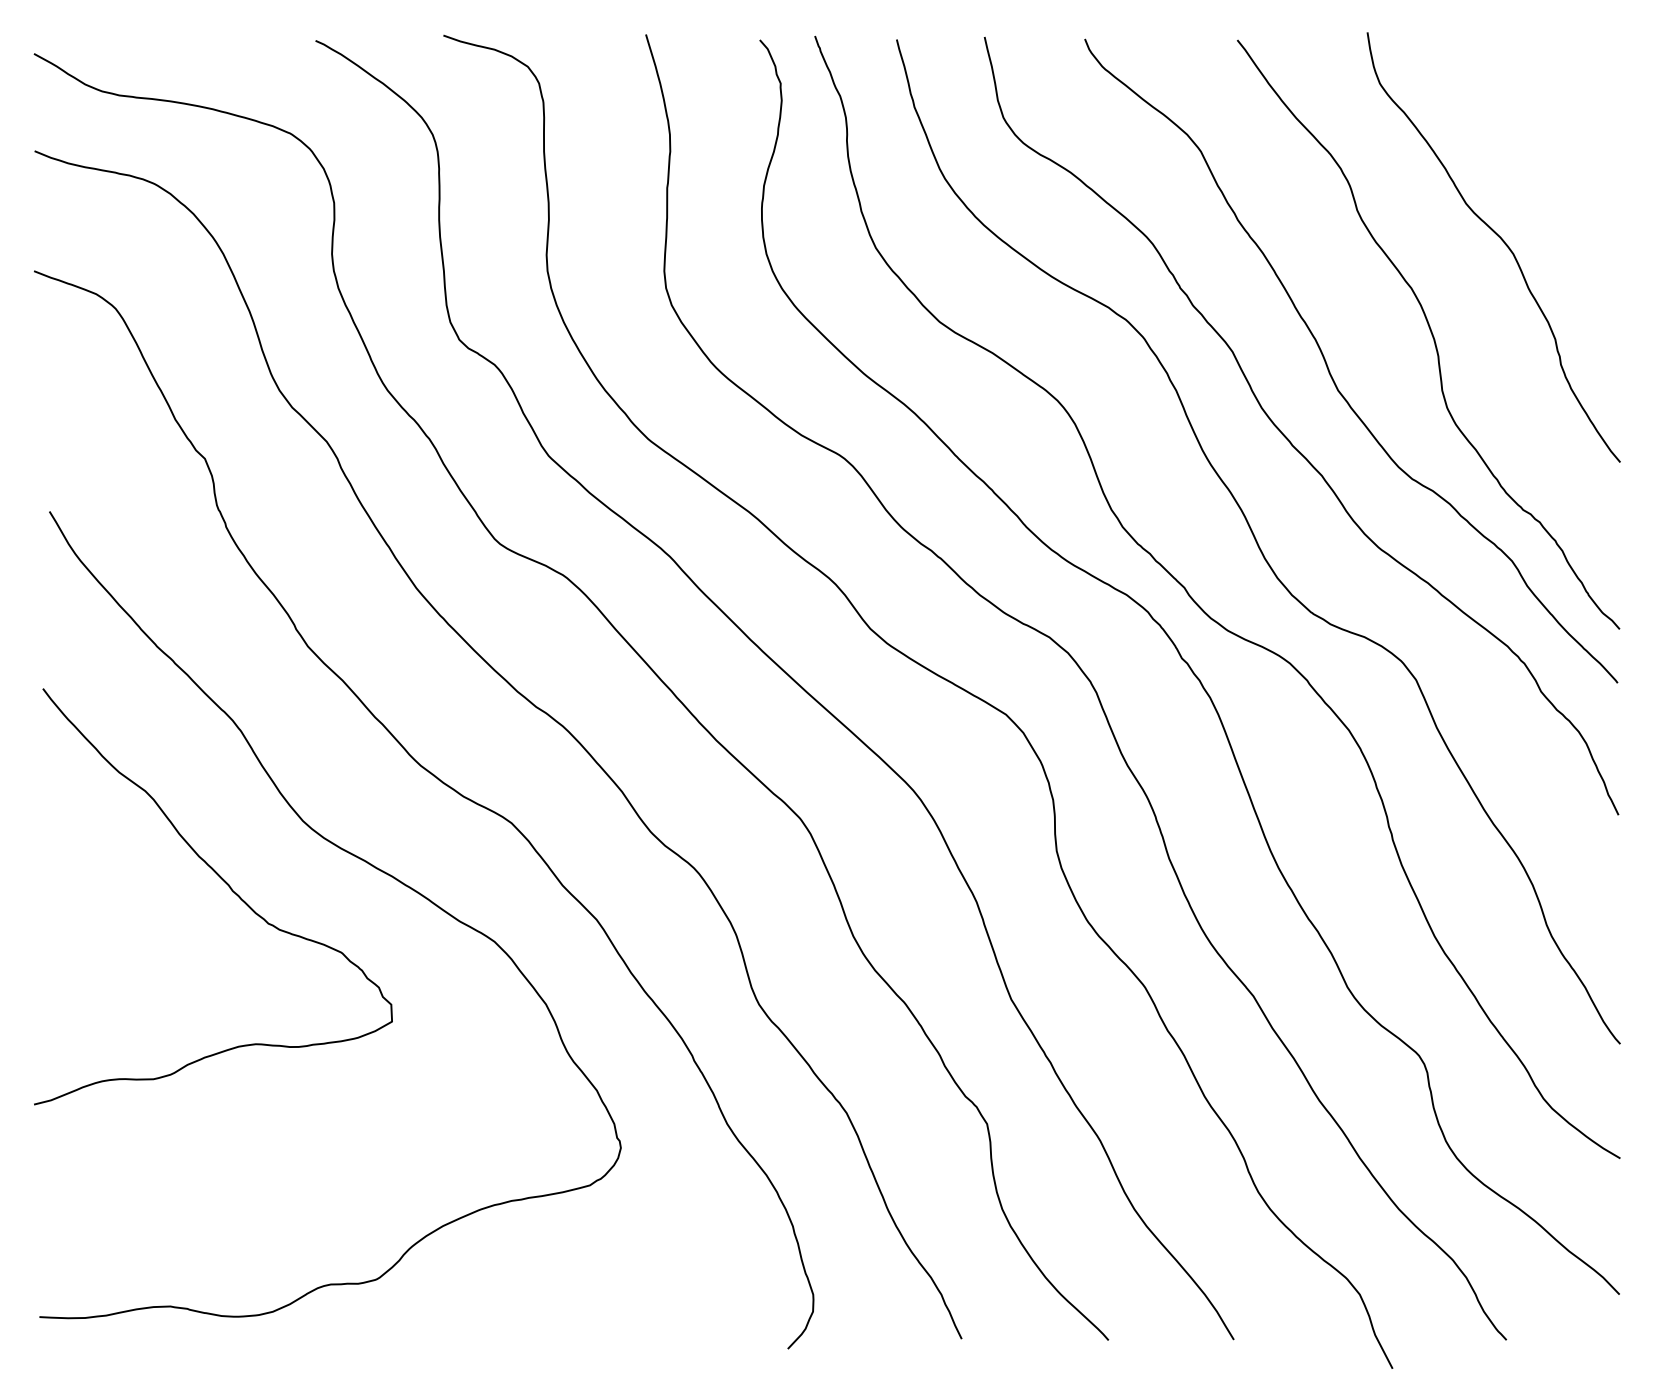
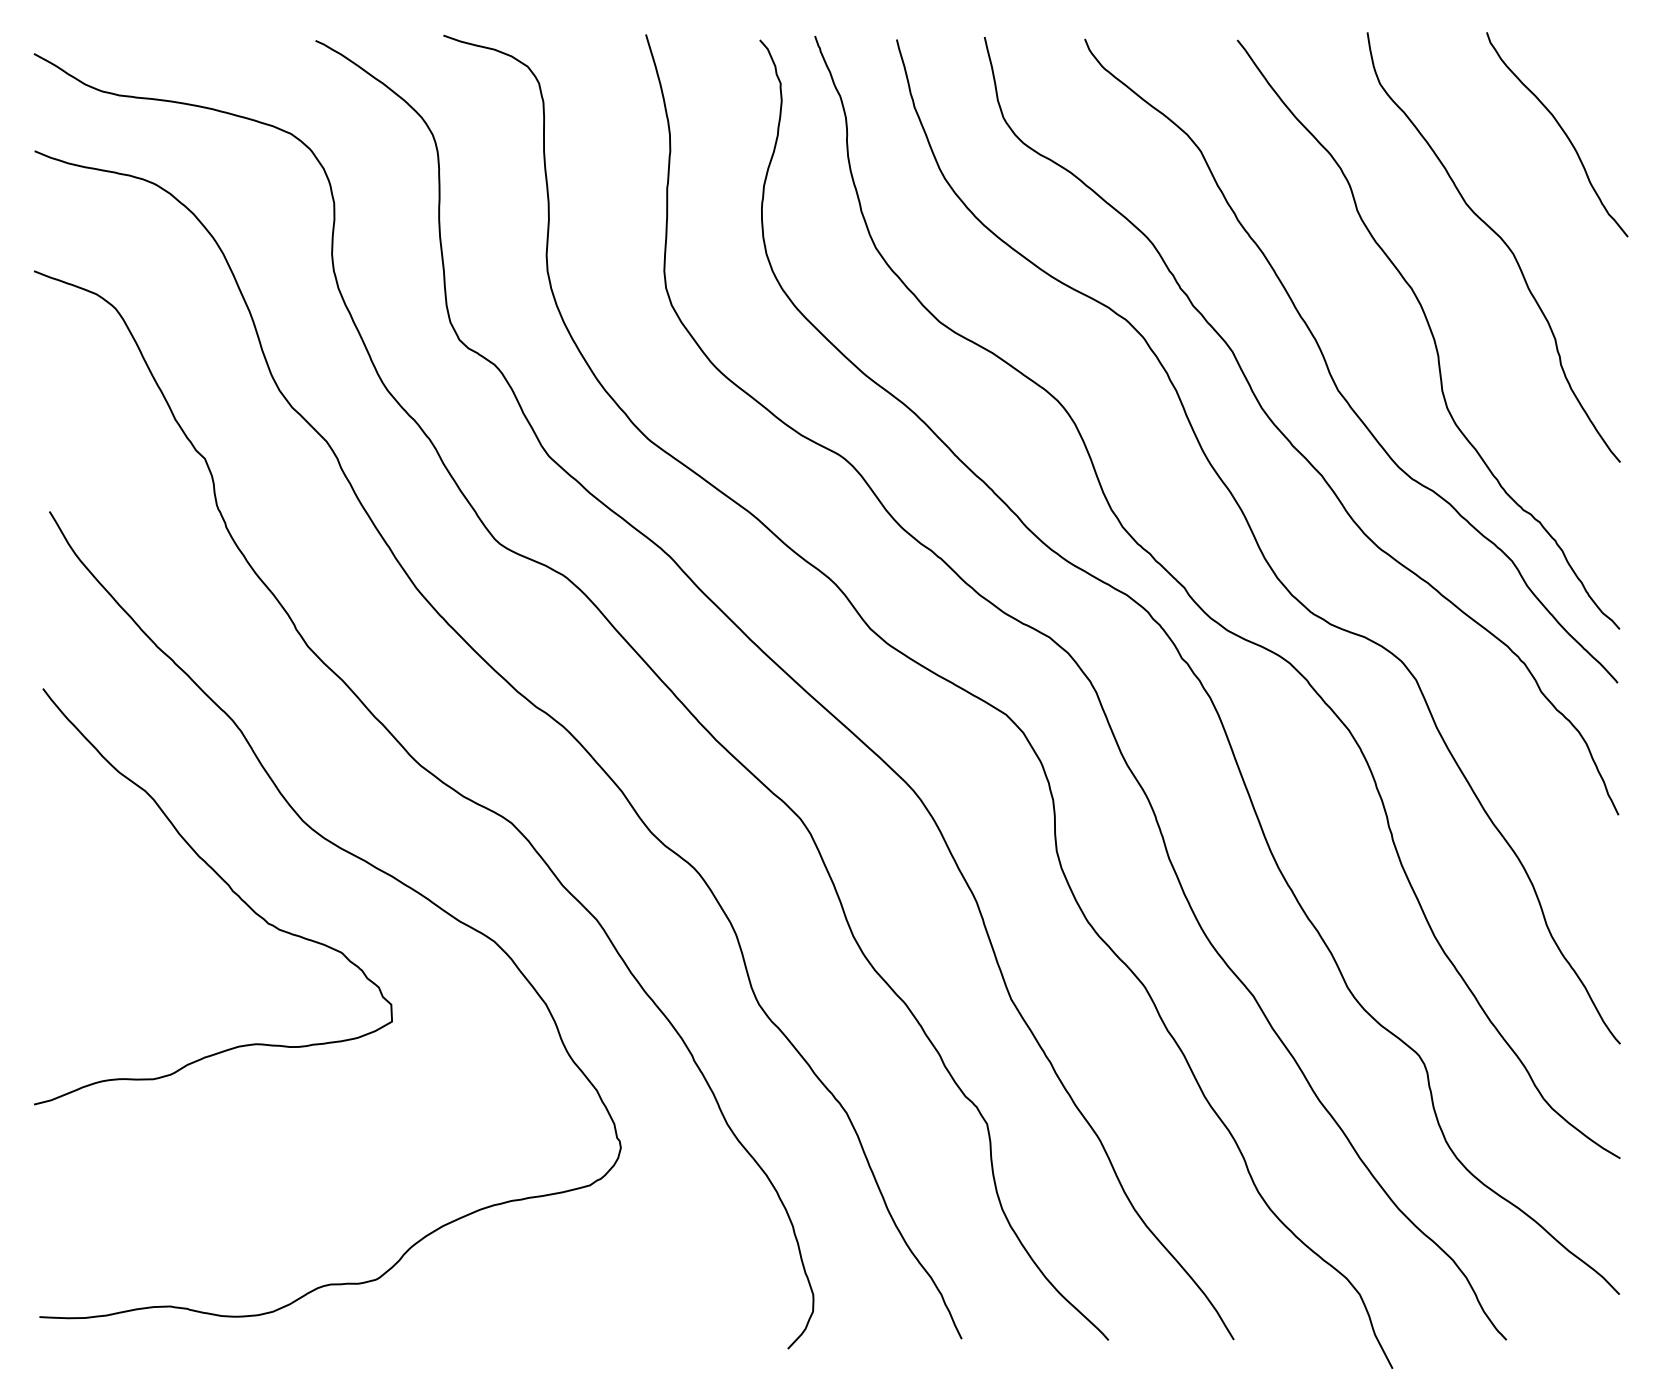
curve: none -> present (1562, 131)
